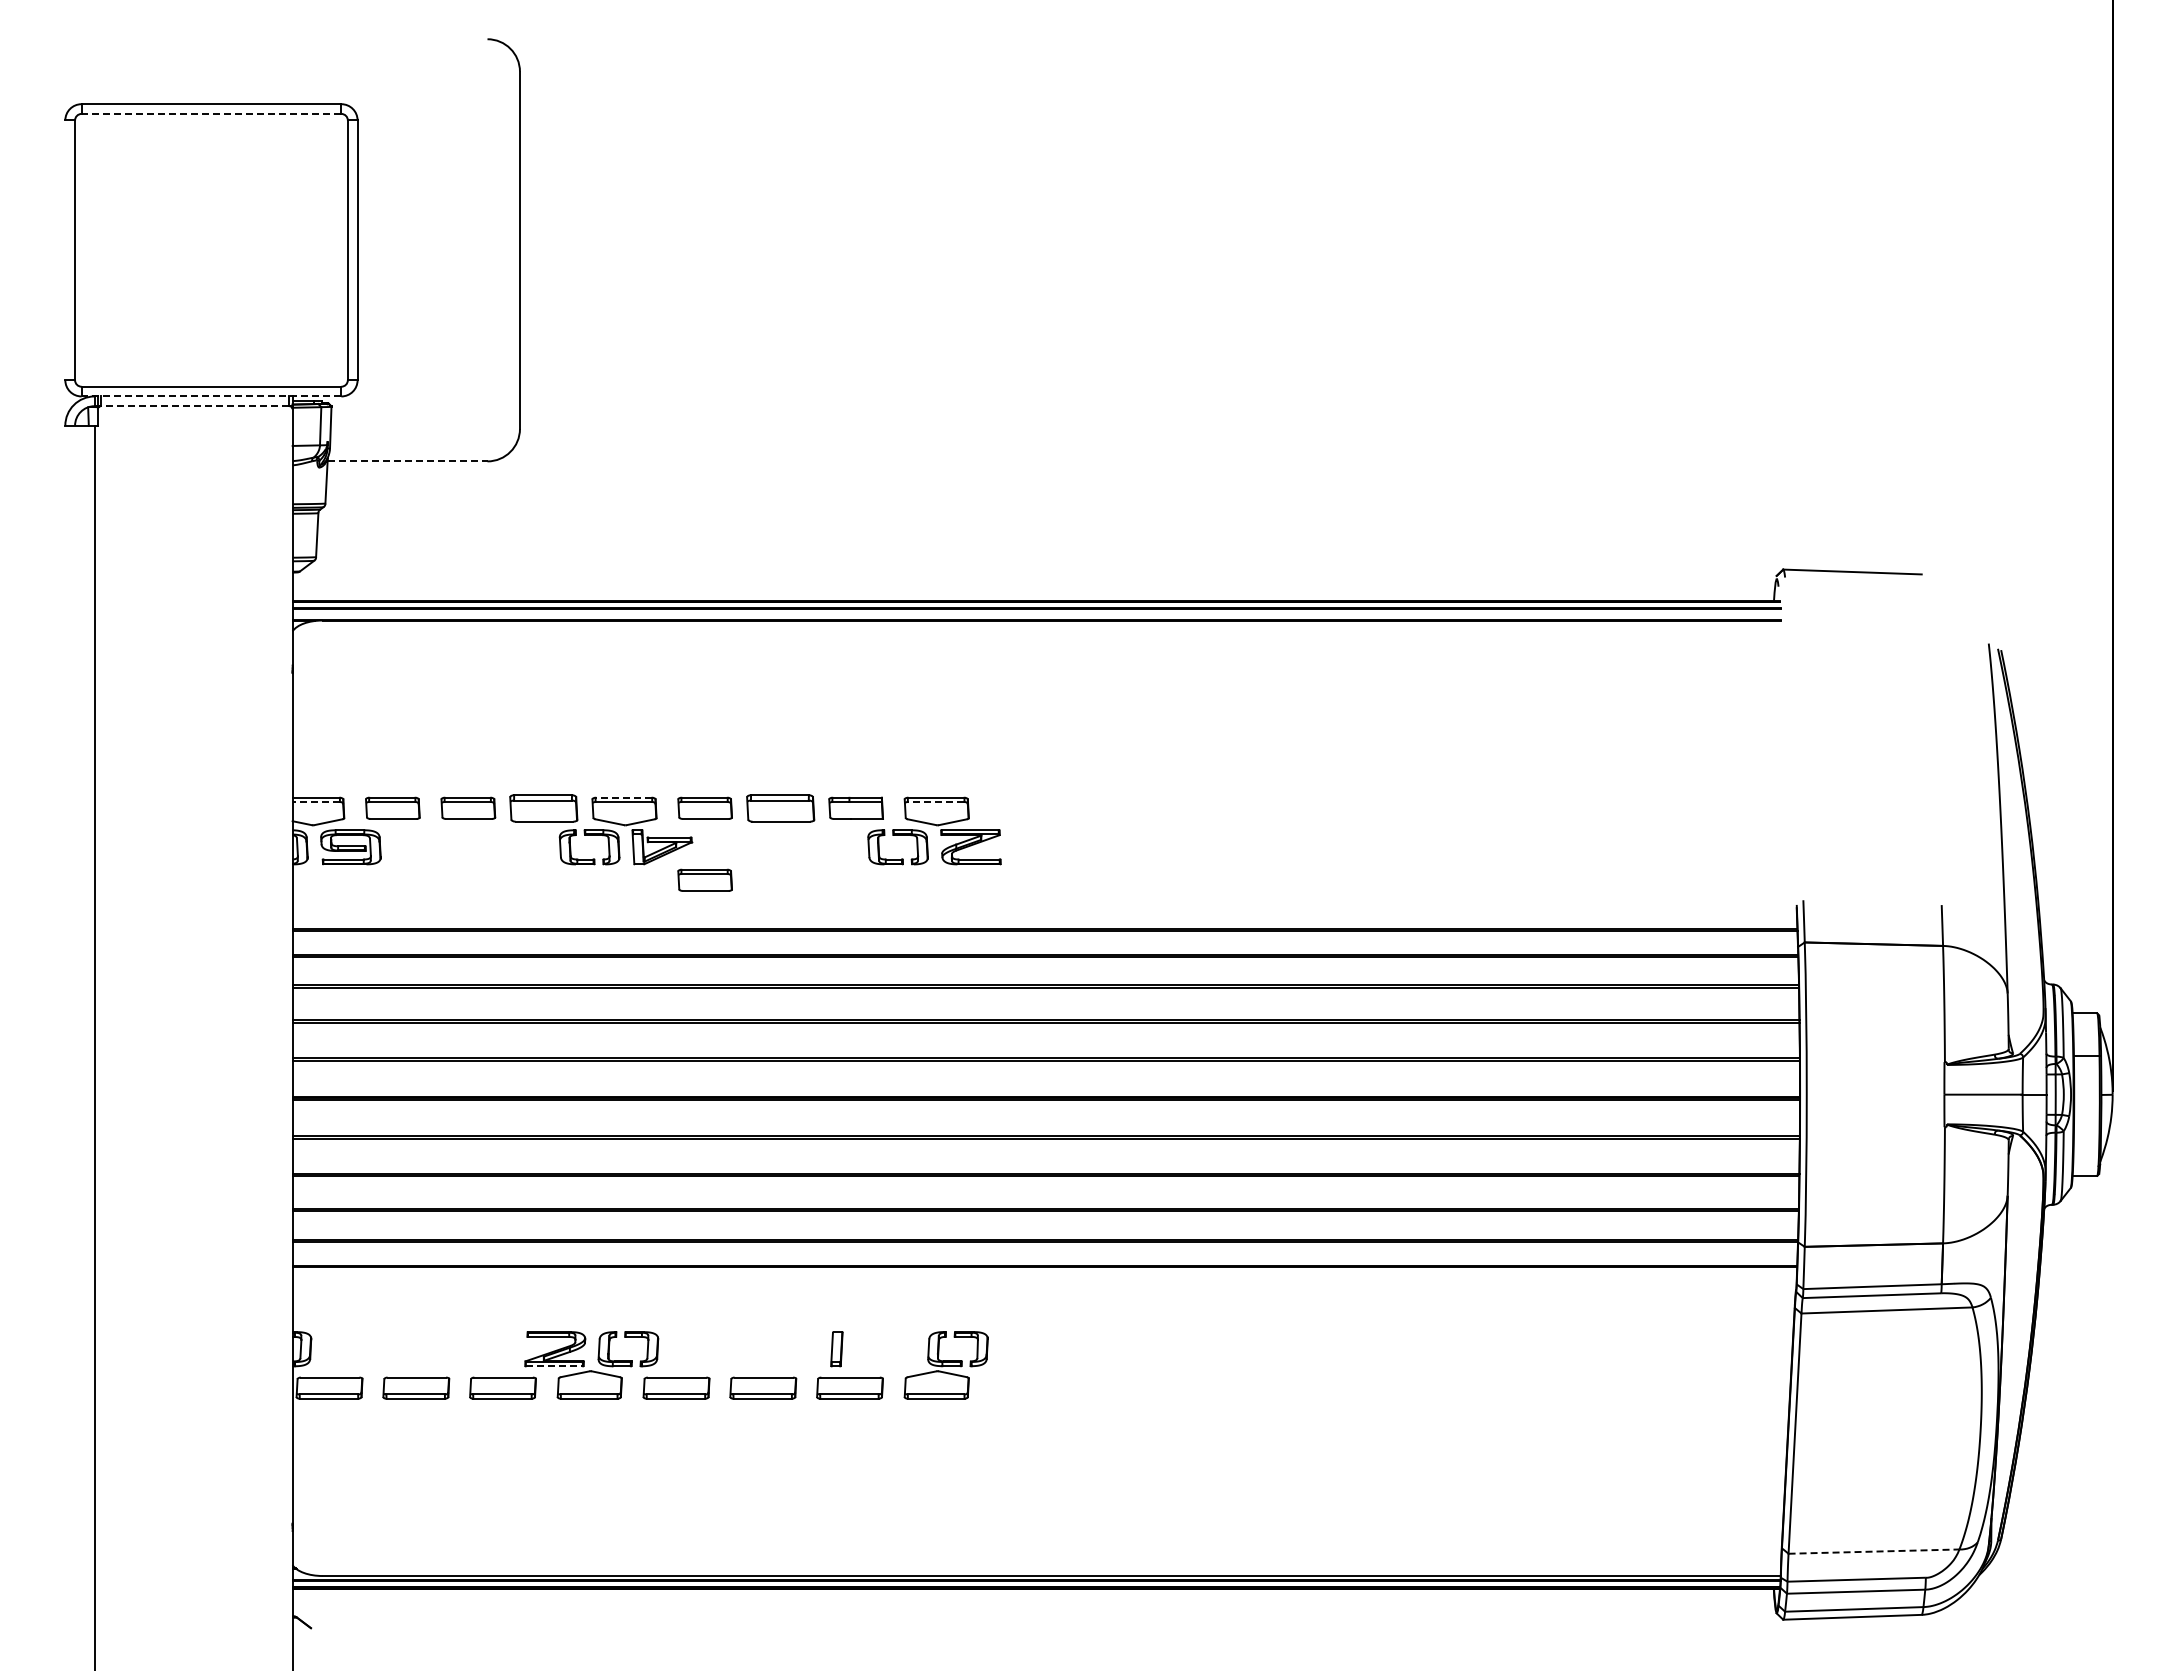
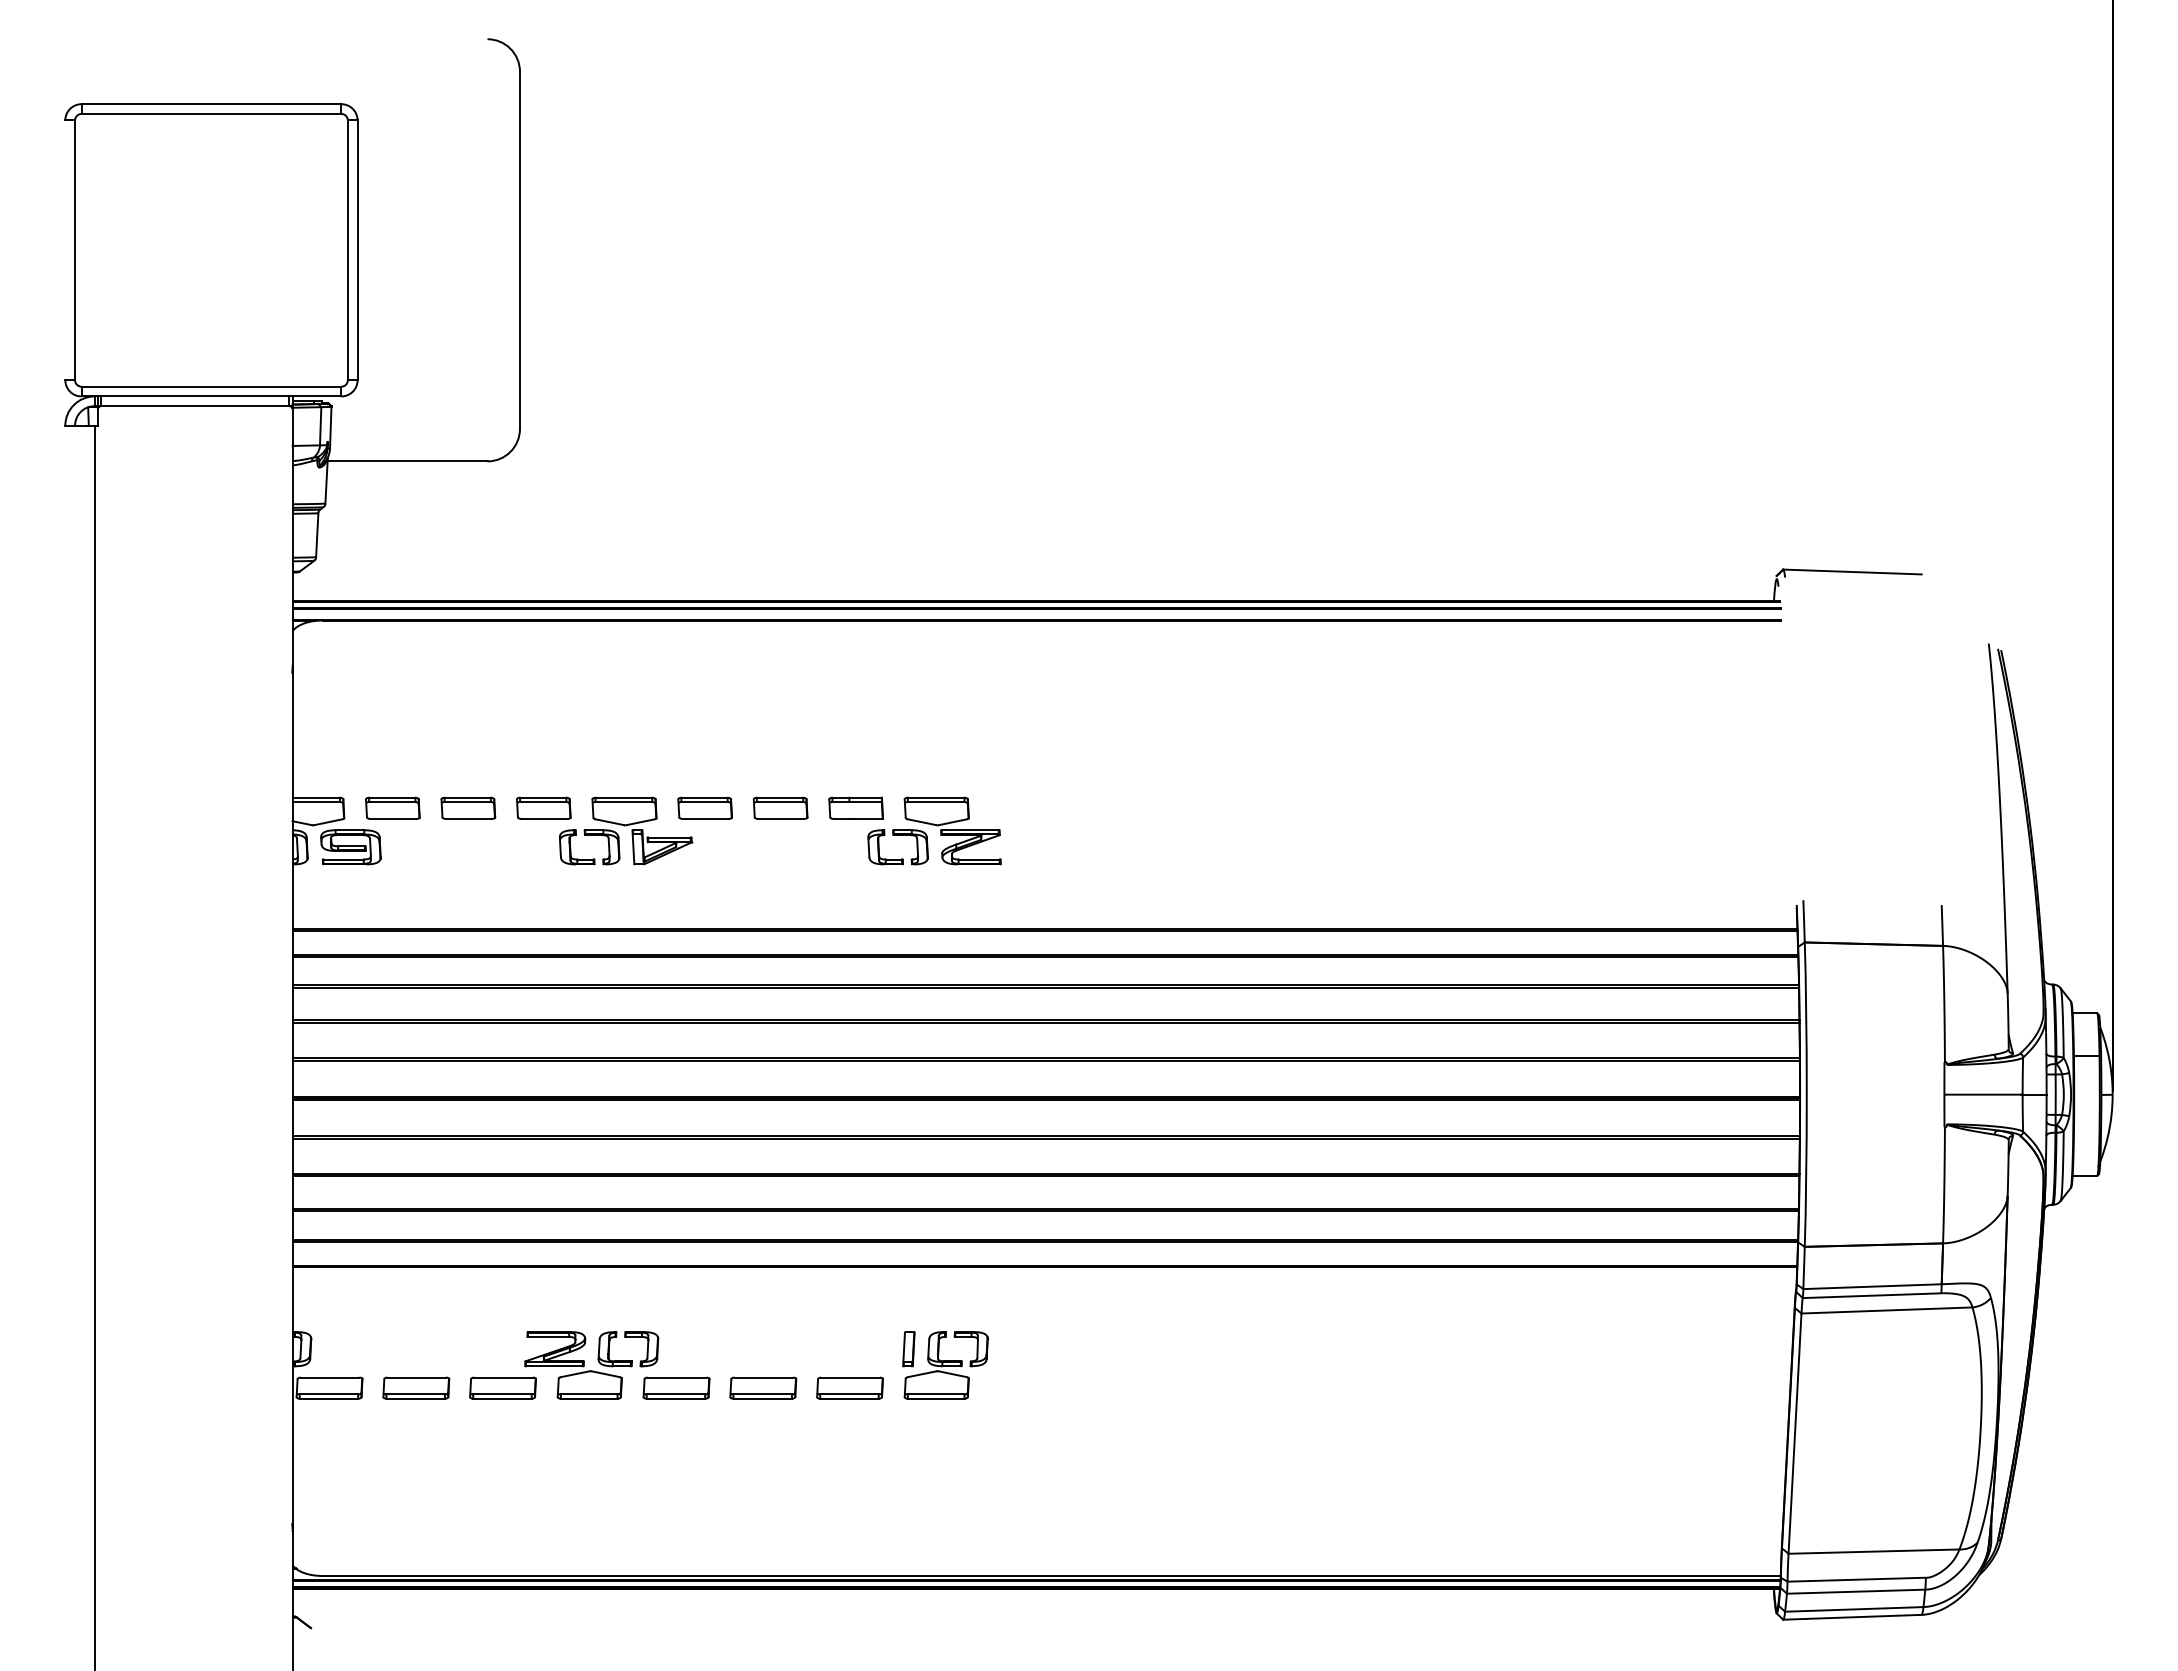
line: dashed -> solid (211, 113)
line: dashed -> solid (211, 396)
line: dashed -> solid (194, 406)
line: dashed -> solid (407, 461)
line: dashed -> solid (623, 797)
line: dashed -> solid (316, 802)
line: dashed -> solid (935, 802)
part size: 70x29 px -> 56x24 px (543, 807)
part size: 70x29 px -> 57x24 px (780, 807)
part: present -> none (704, 879)
part position: (836, 1349) -> (908, 1349) (908, 1349)
line: dashed -> solid (554, 1366)
line: dashed -> solid (1874, 1551)
